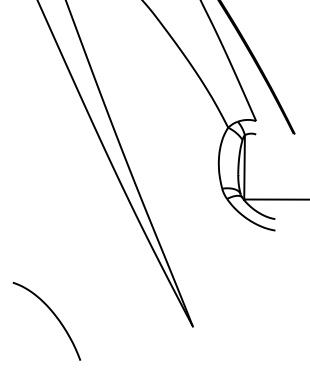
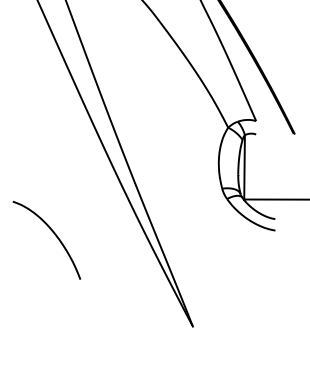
curve position: (55, 317) -> (55, 236) (55, 236)
